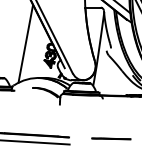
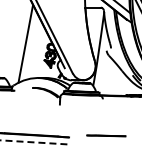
line position: (111, 138) -> (106, 135) (106, 135)
line: solid -> dashed (35, 142)
